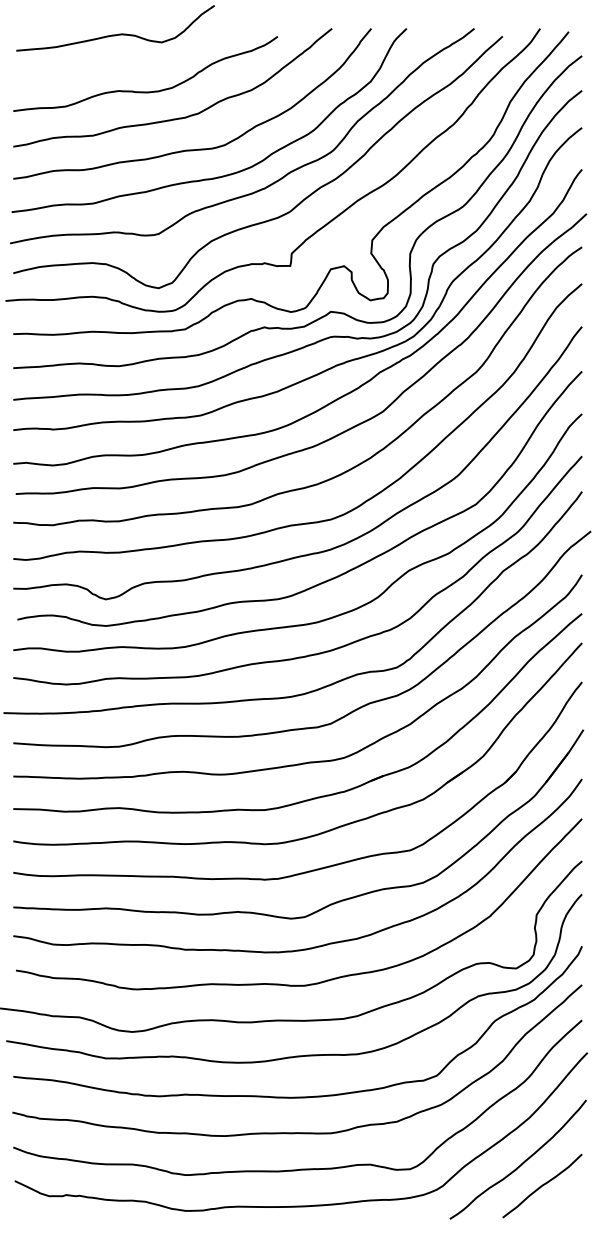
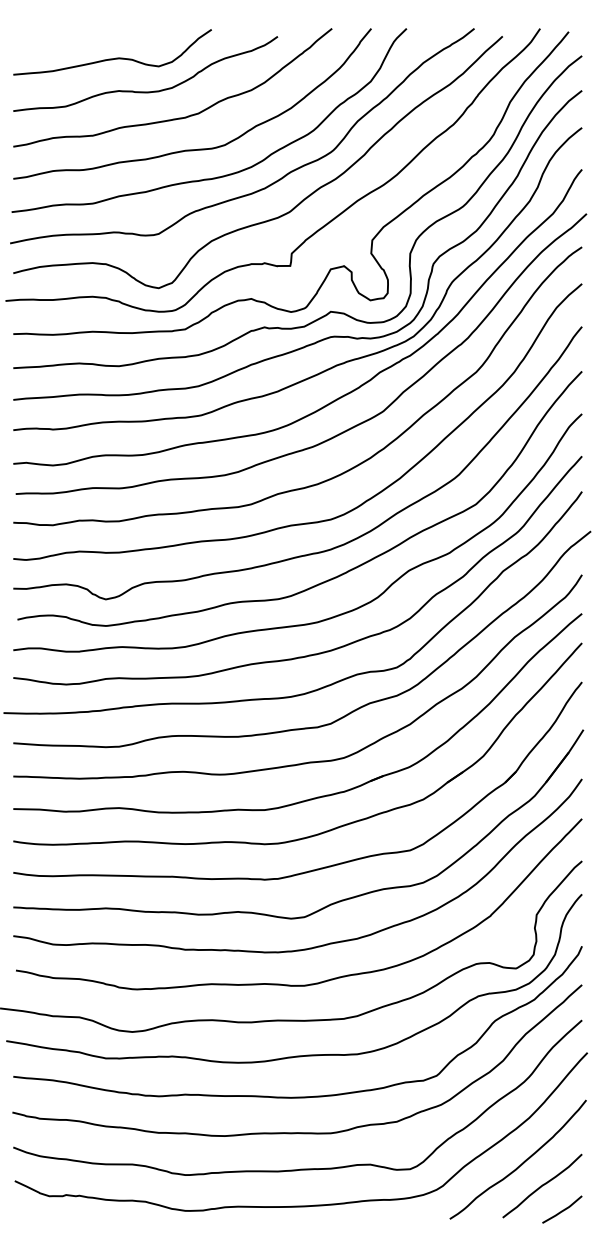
curve position: (118, 33) -> (115, 57) (115, 57)
curve: none -> present (563, 1209)
